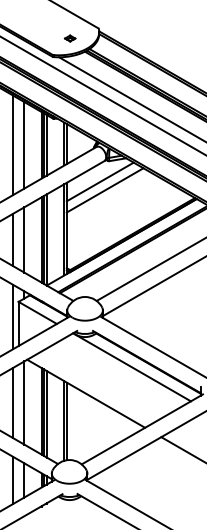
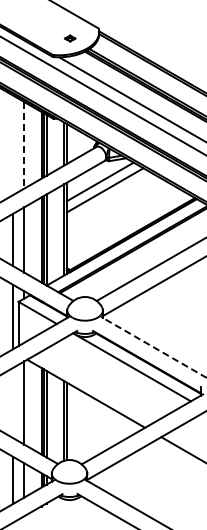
line: present -> none (12, 145)
line: solid -> dashed (24, 145)
line: solid -> dashed (153, 347)
line: present -> none (12, 402)
